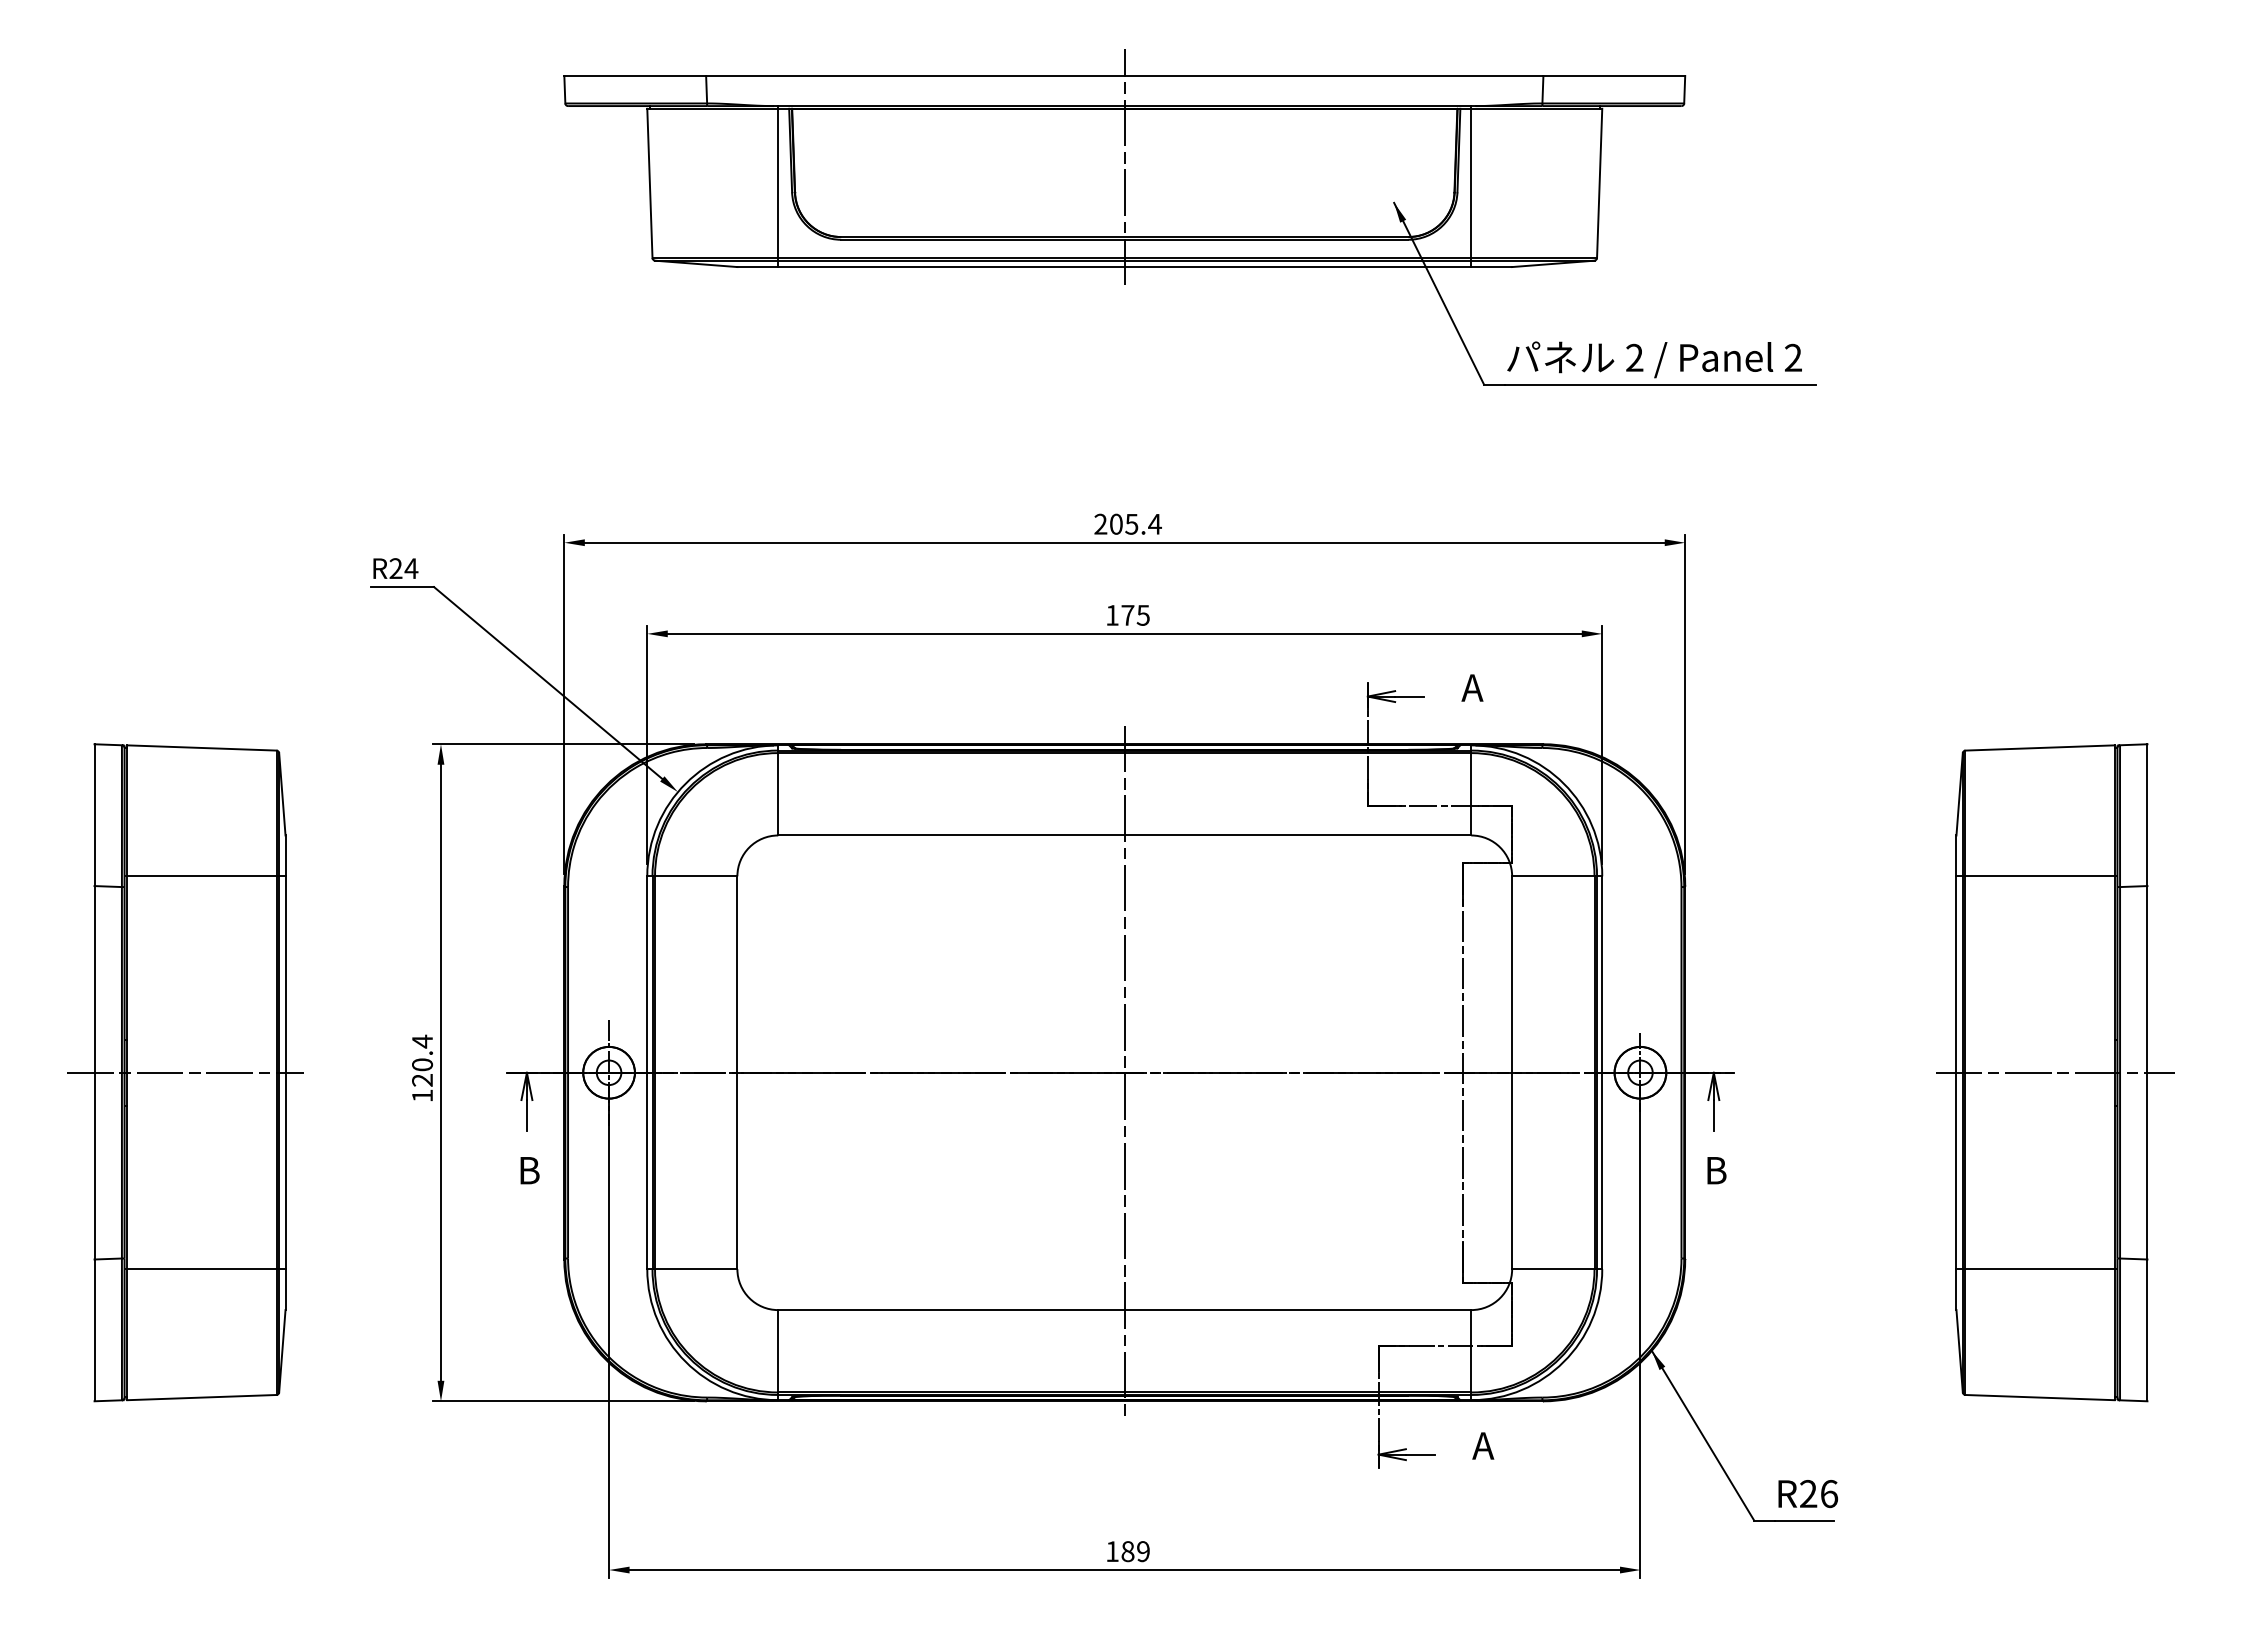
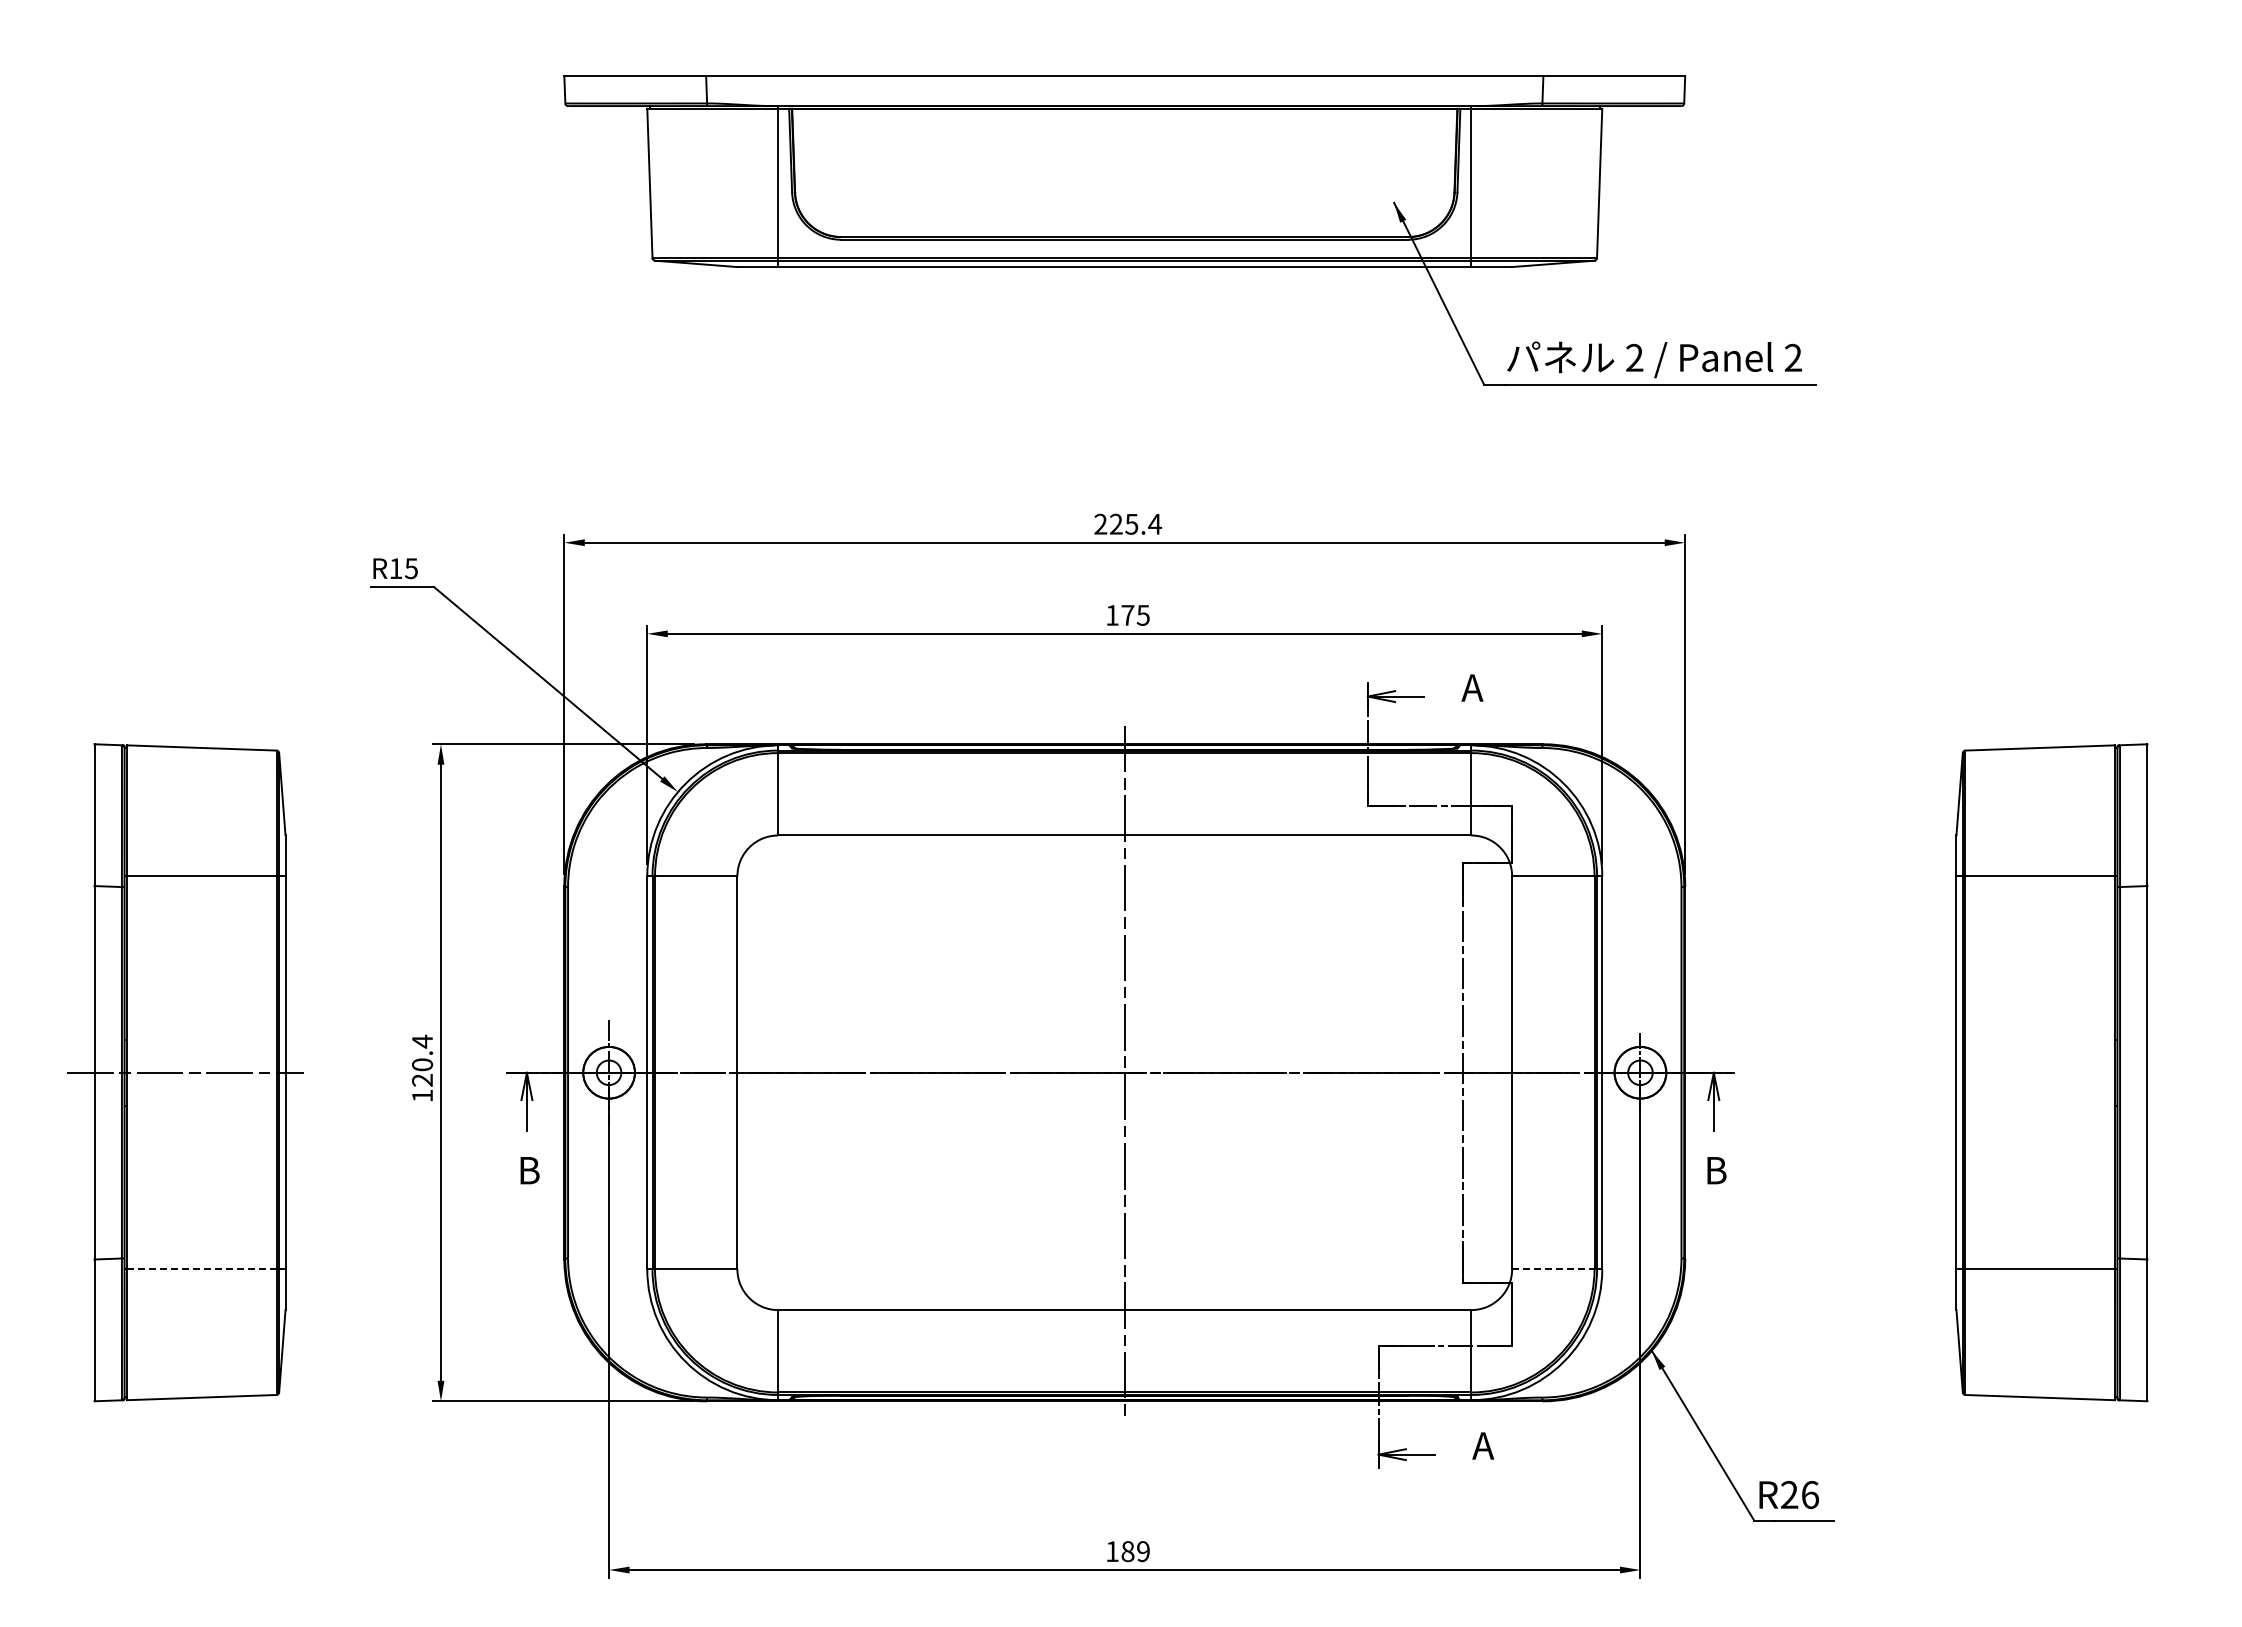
line: present -> none (1124, 166)
text: 205.4 -> 225.4 (1116, 523)
text: R24 -> R15 (403, 568)
line: present -> none (2054, 1072)
line: solid -> dashed (201, 1269)
line: solid -> dashed (1553, 1269)
text position: (1807, 1494) -> (1788, 1495) (1788, 1495)
